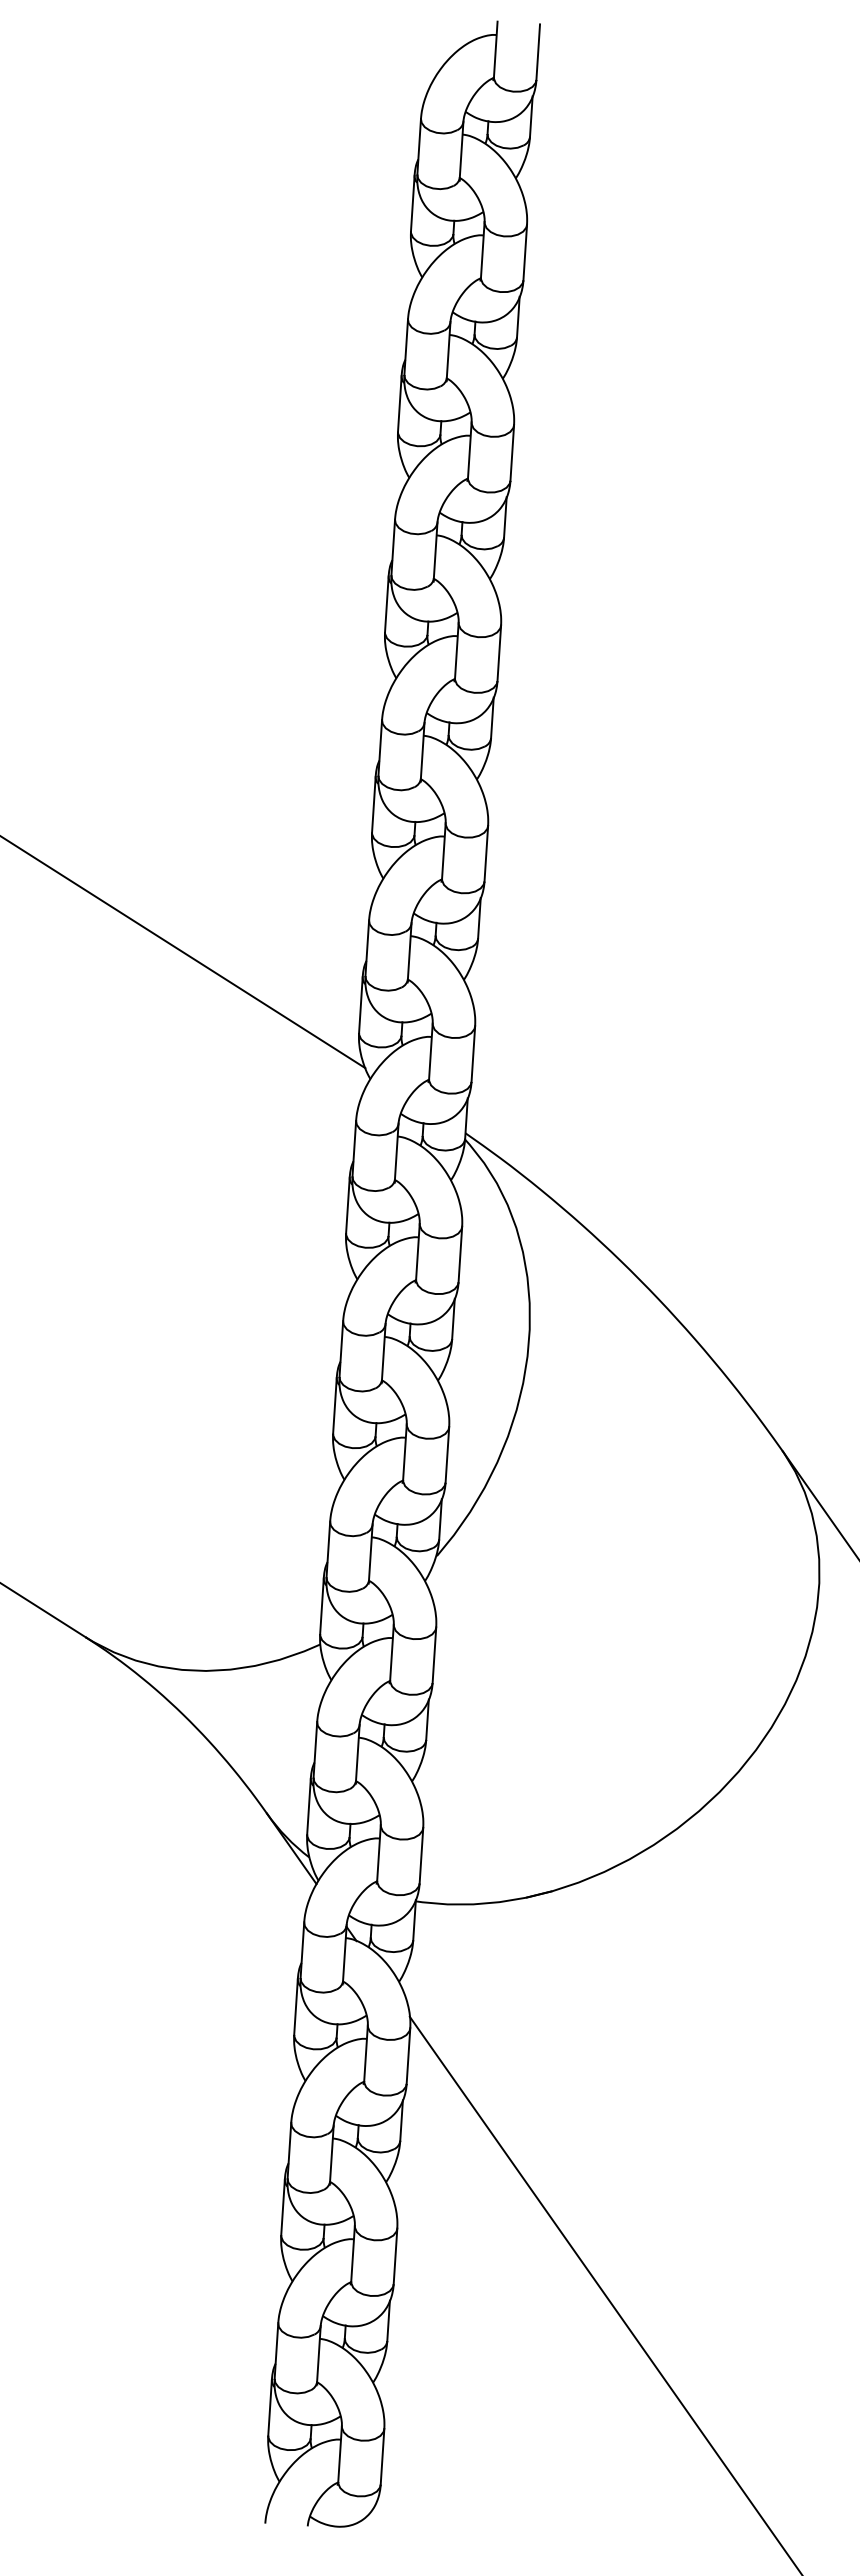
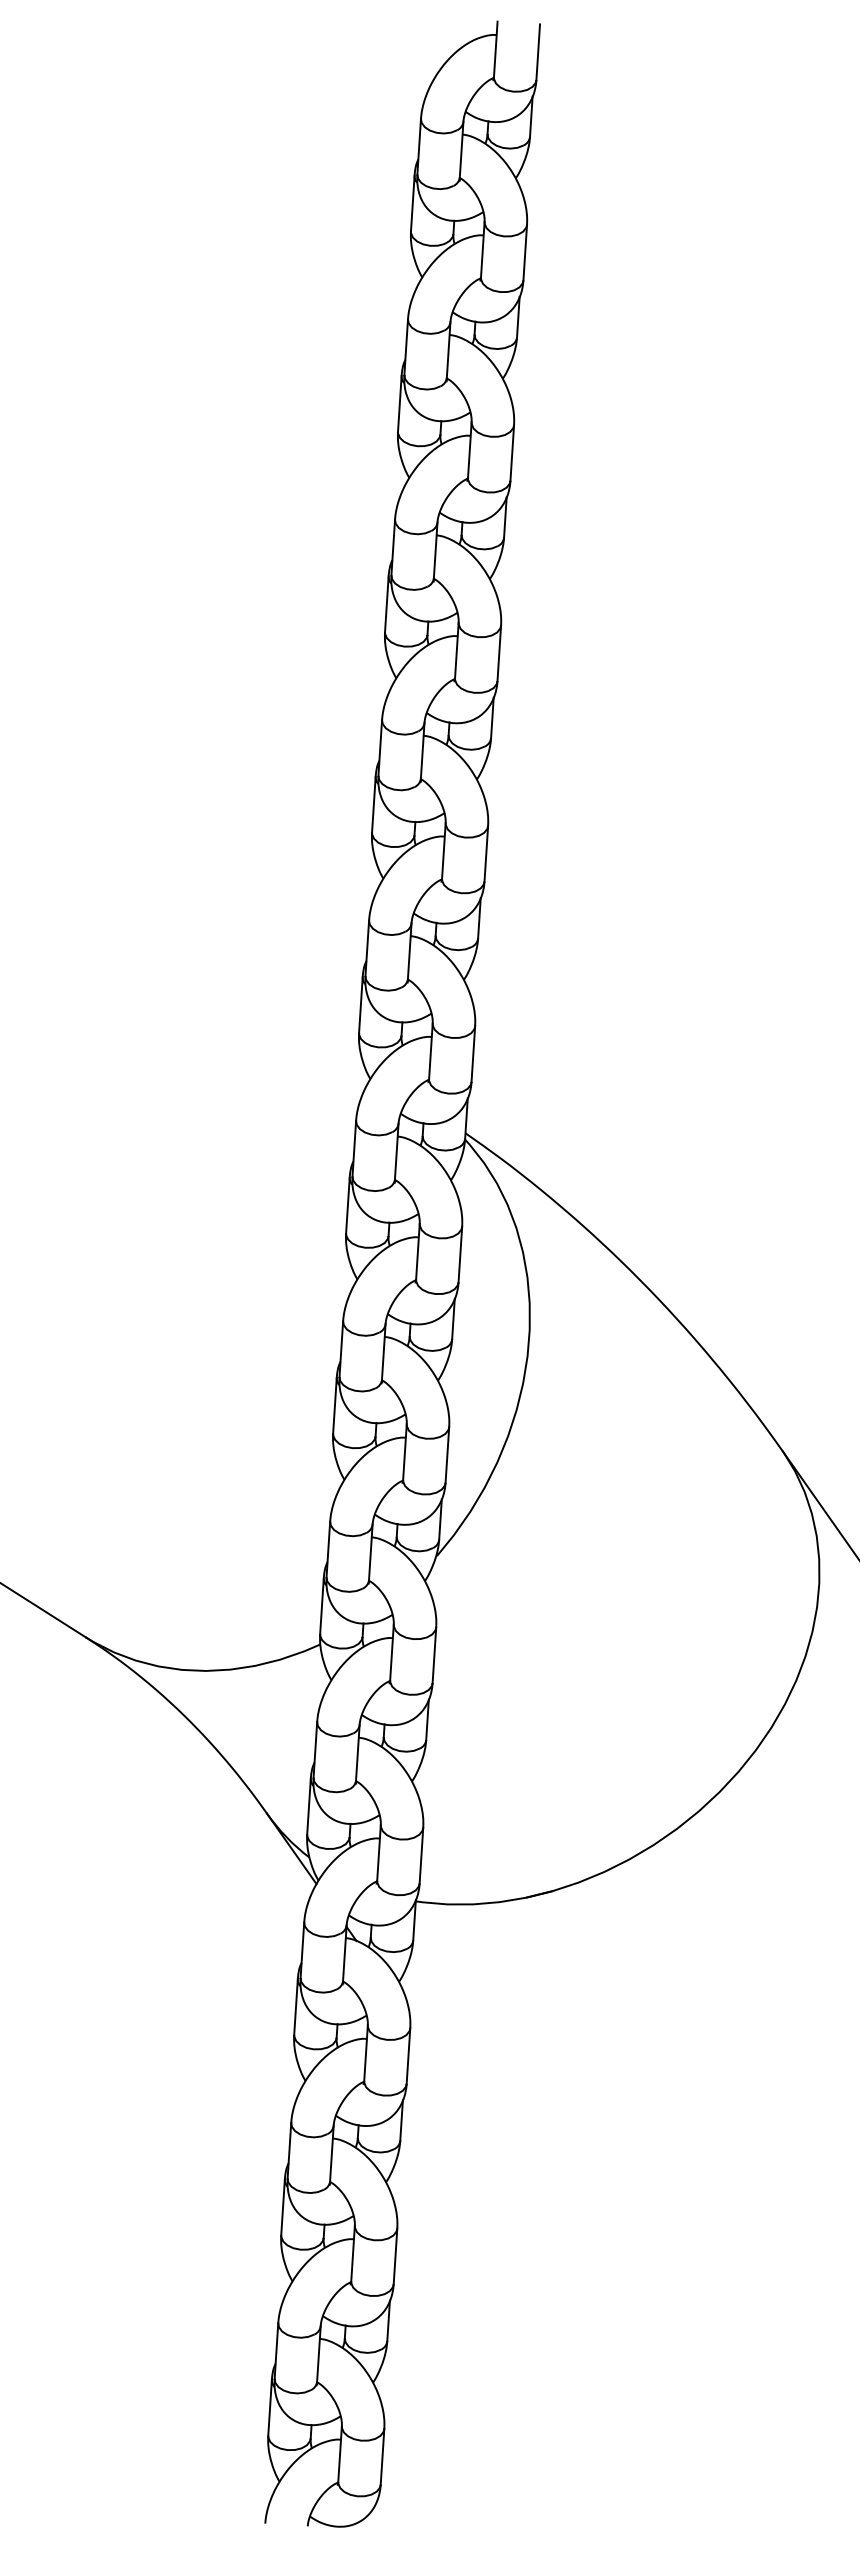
line: present -> none (183, 952)
line: present -> none (604, 2294)
